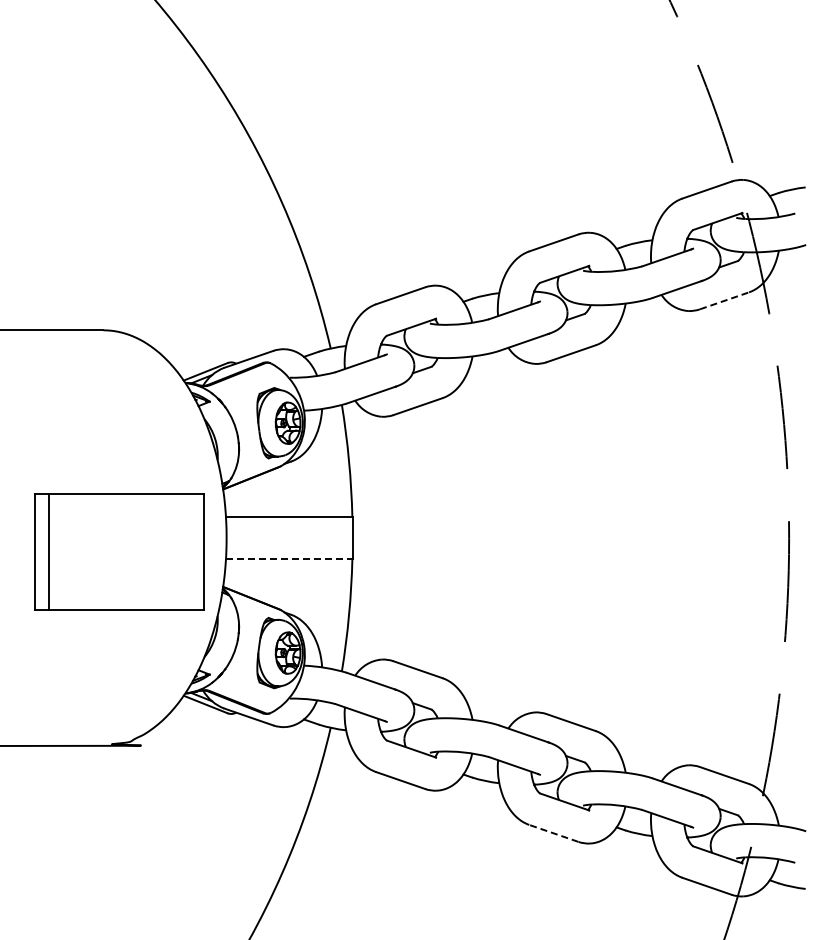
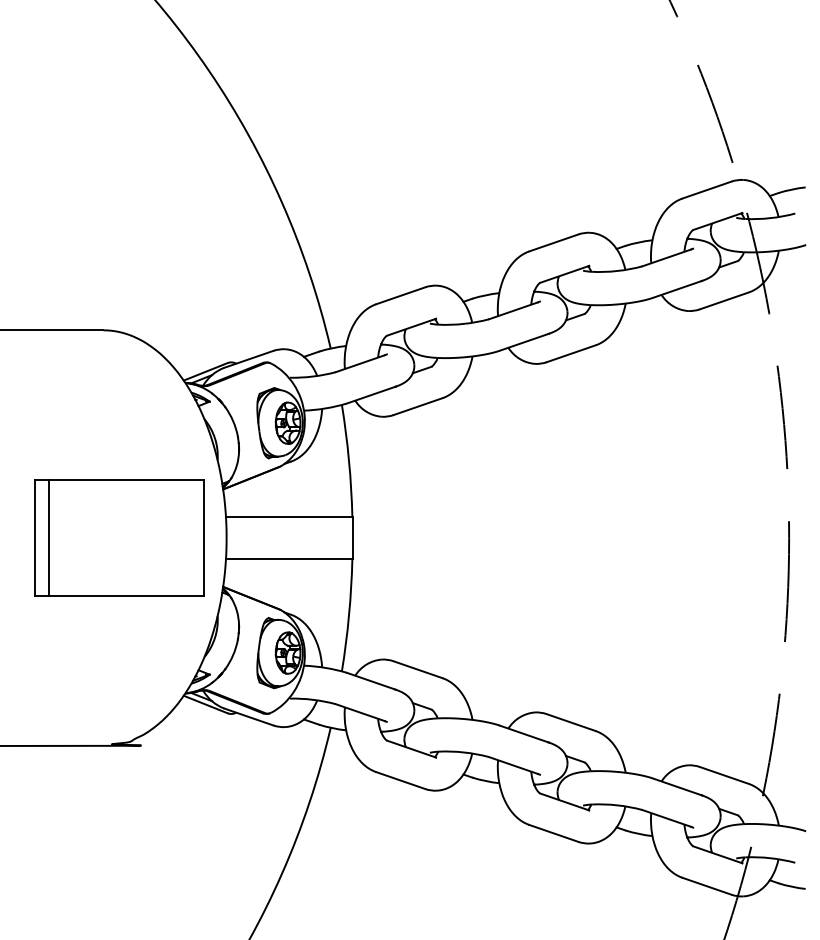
line: dashed -> solid (724, 300)
part position: (119, 551) -> (119, 537) (119, 537)
line: dashed -> solid (289, 558)
line: dashed -> solid (553, 833)
